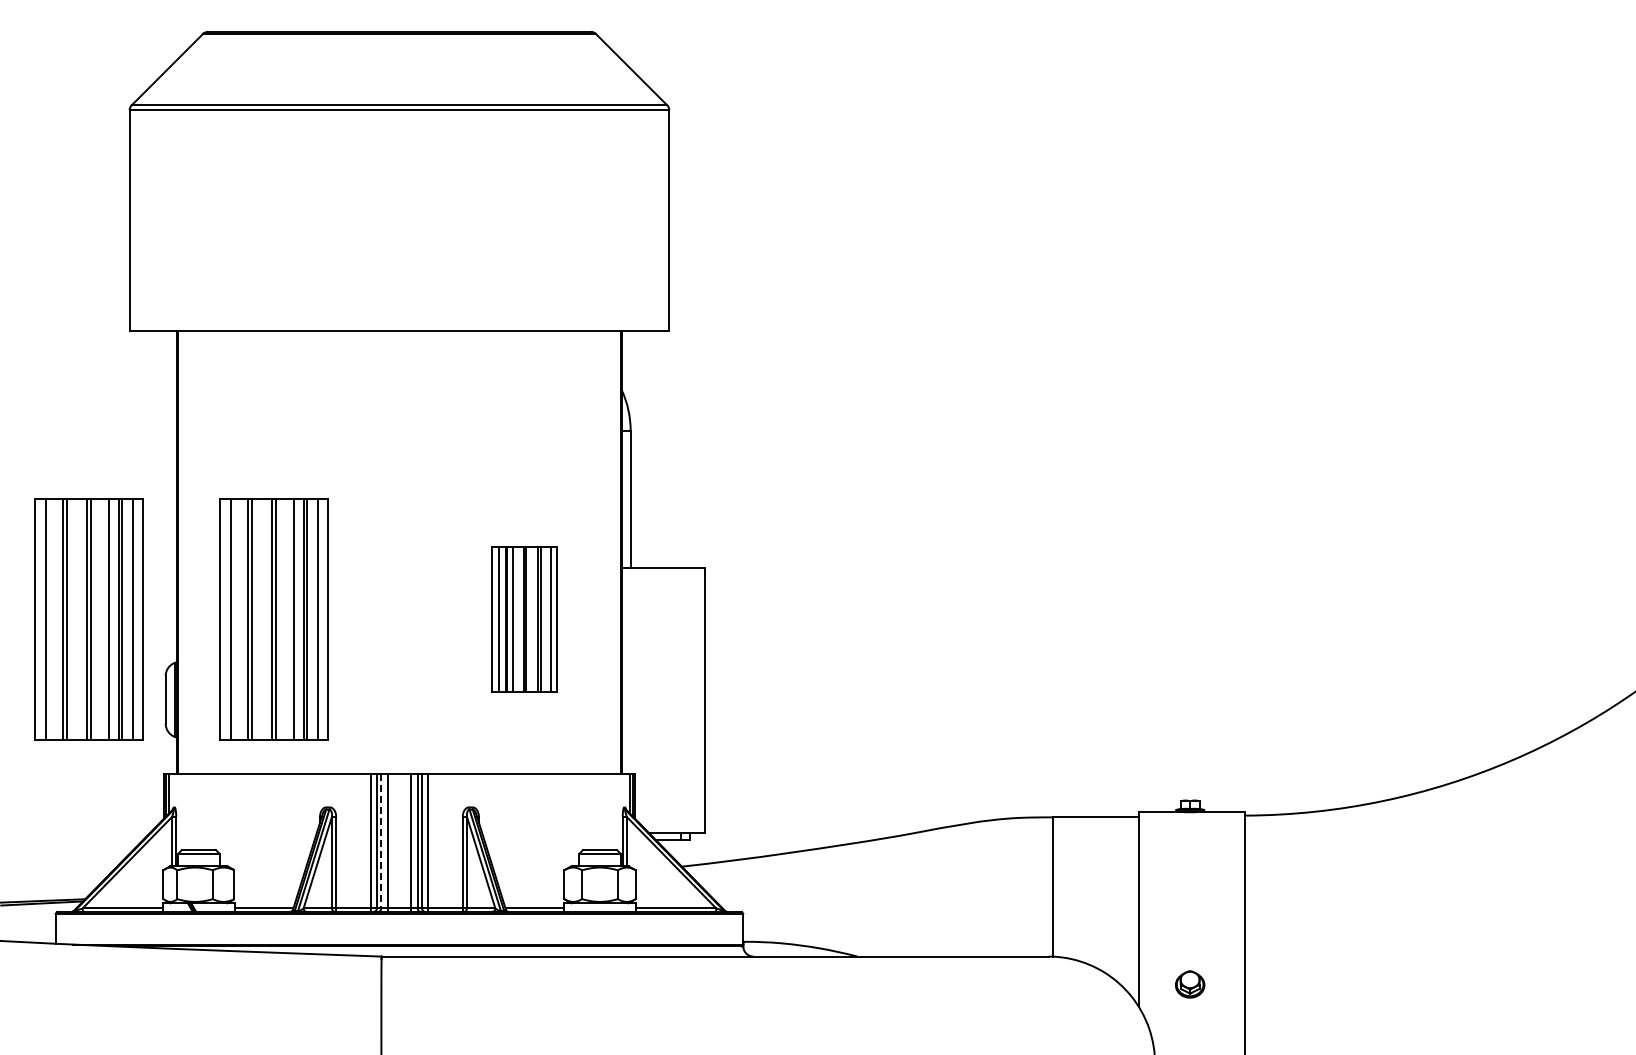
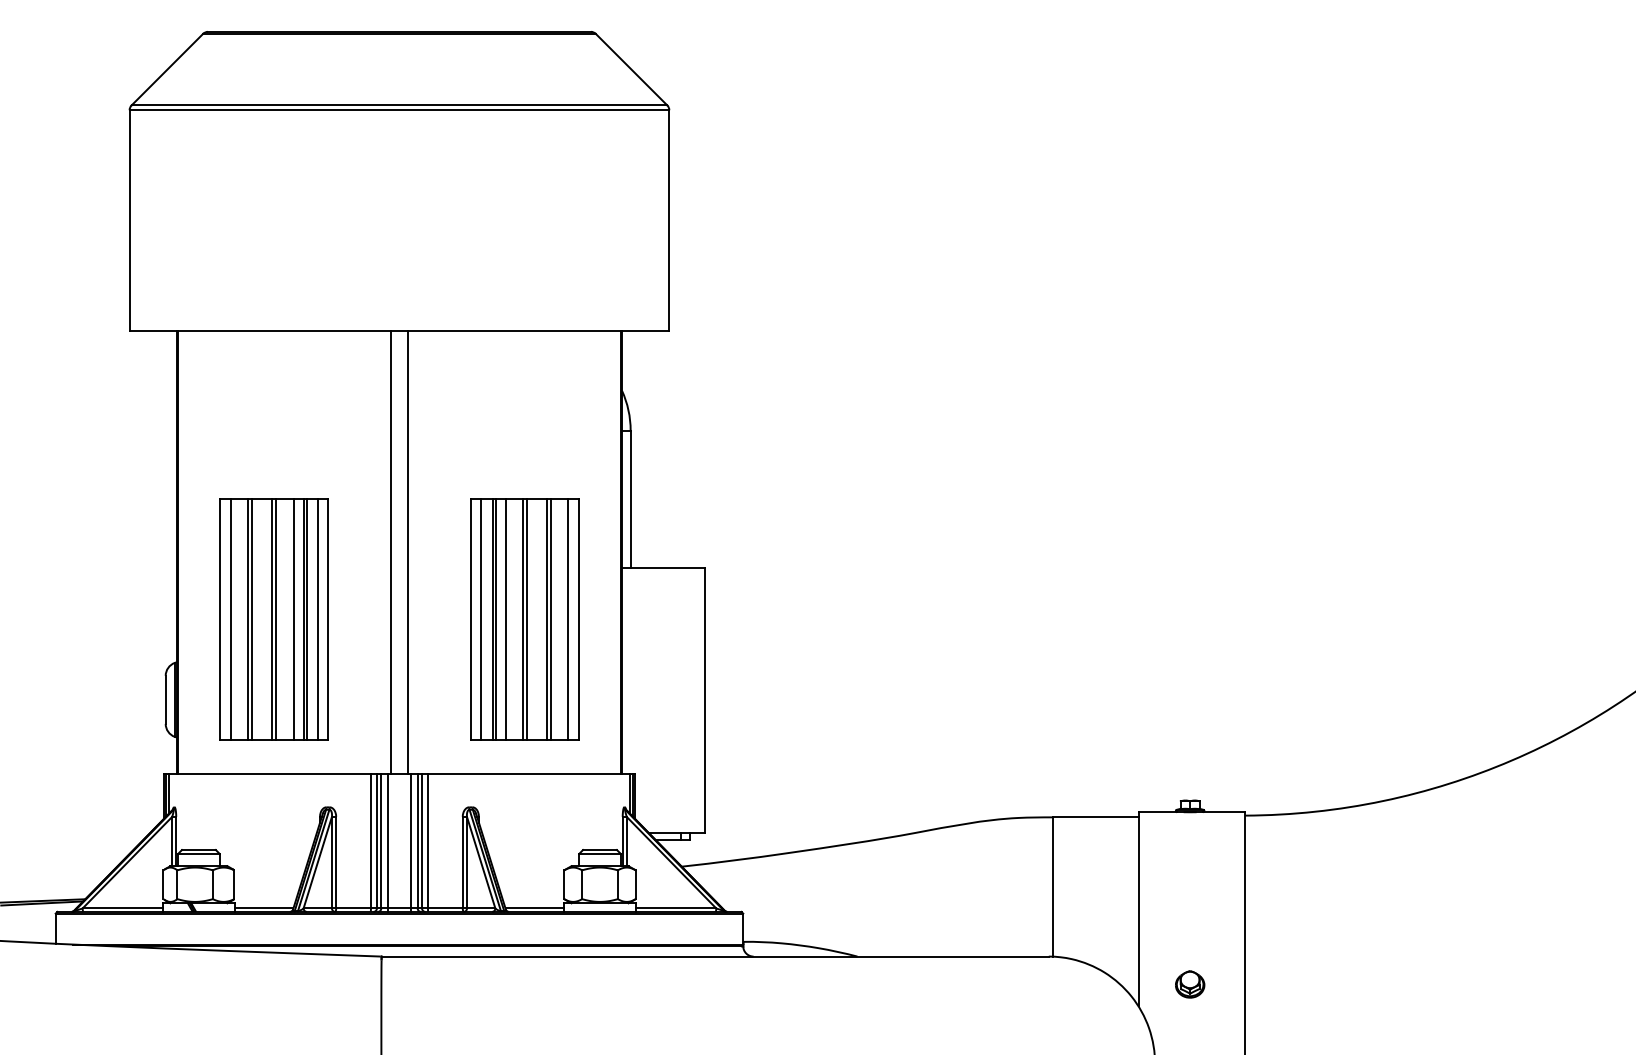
line: none -> present (391, 552)
line: none -> present (407, 552)
part: present -> none (88, 619)
part size: 67x147 px -> 110x243 px (524, 619)
line: dashed -> solid (381, 841)
